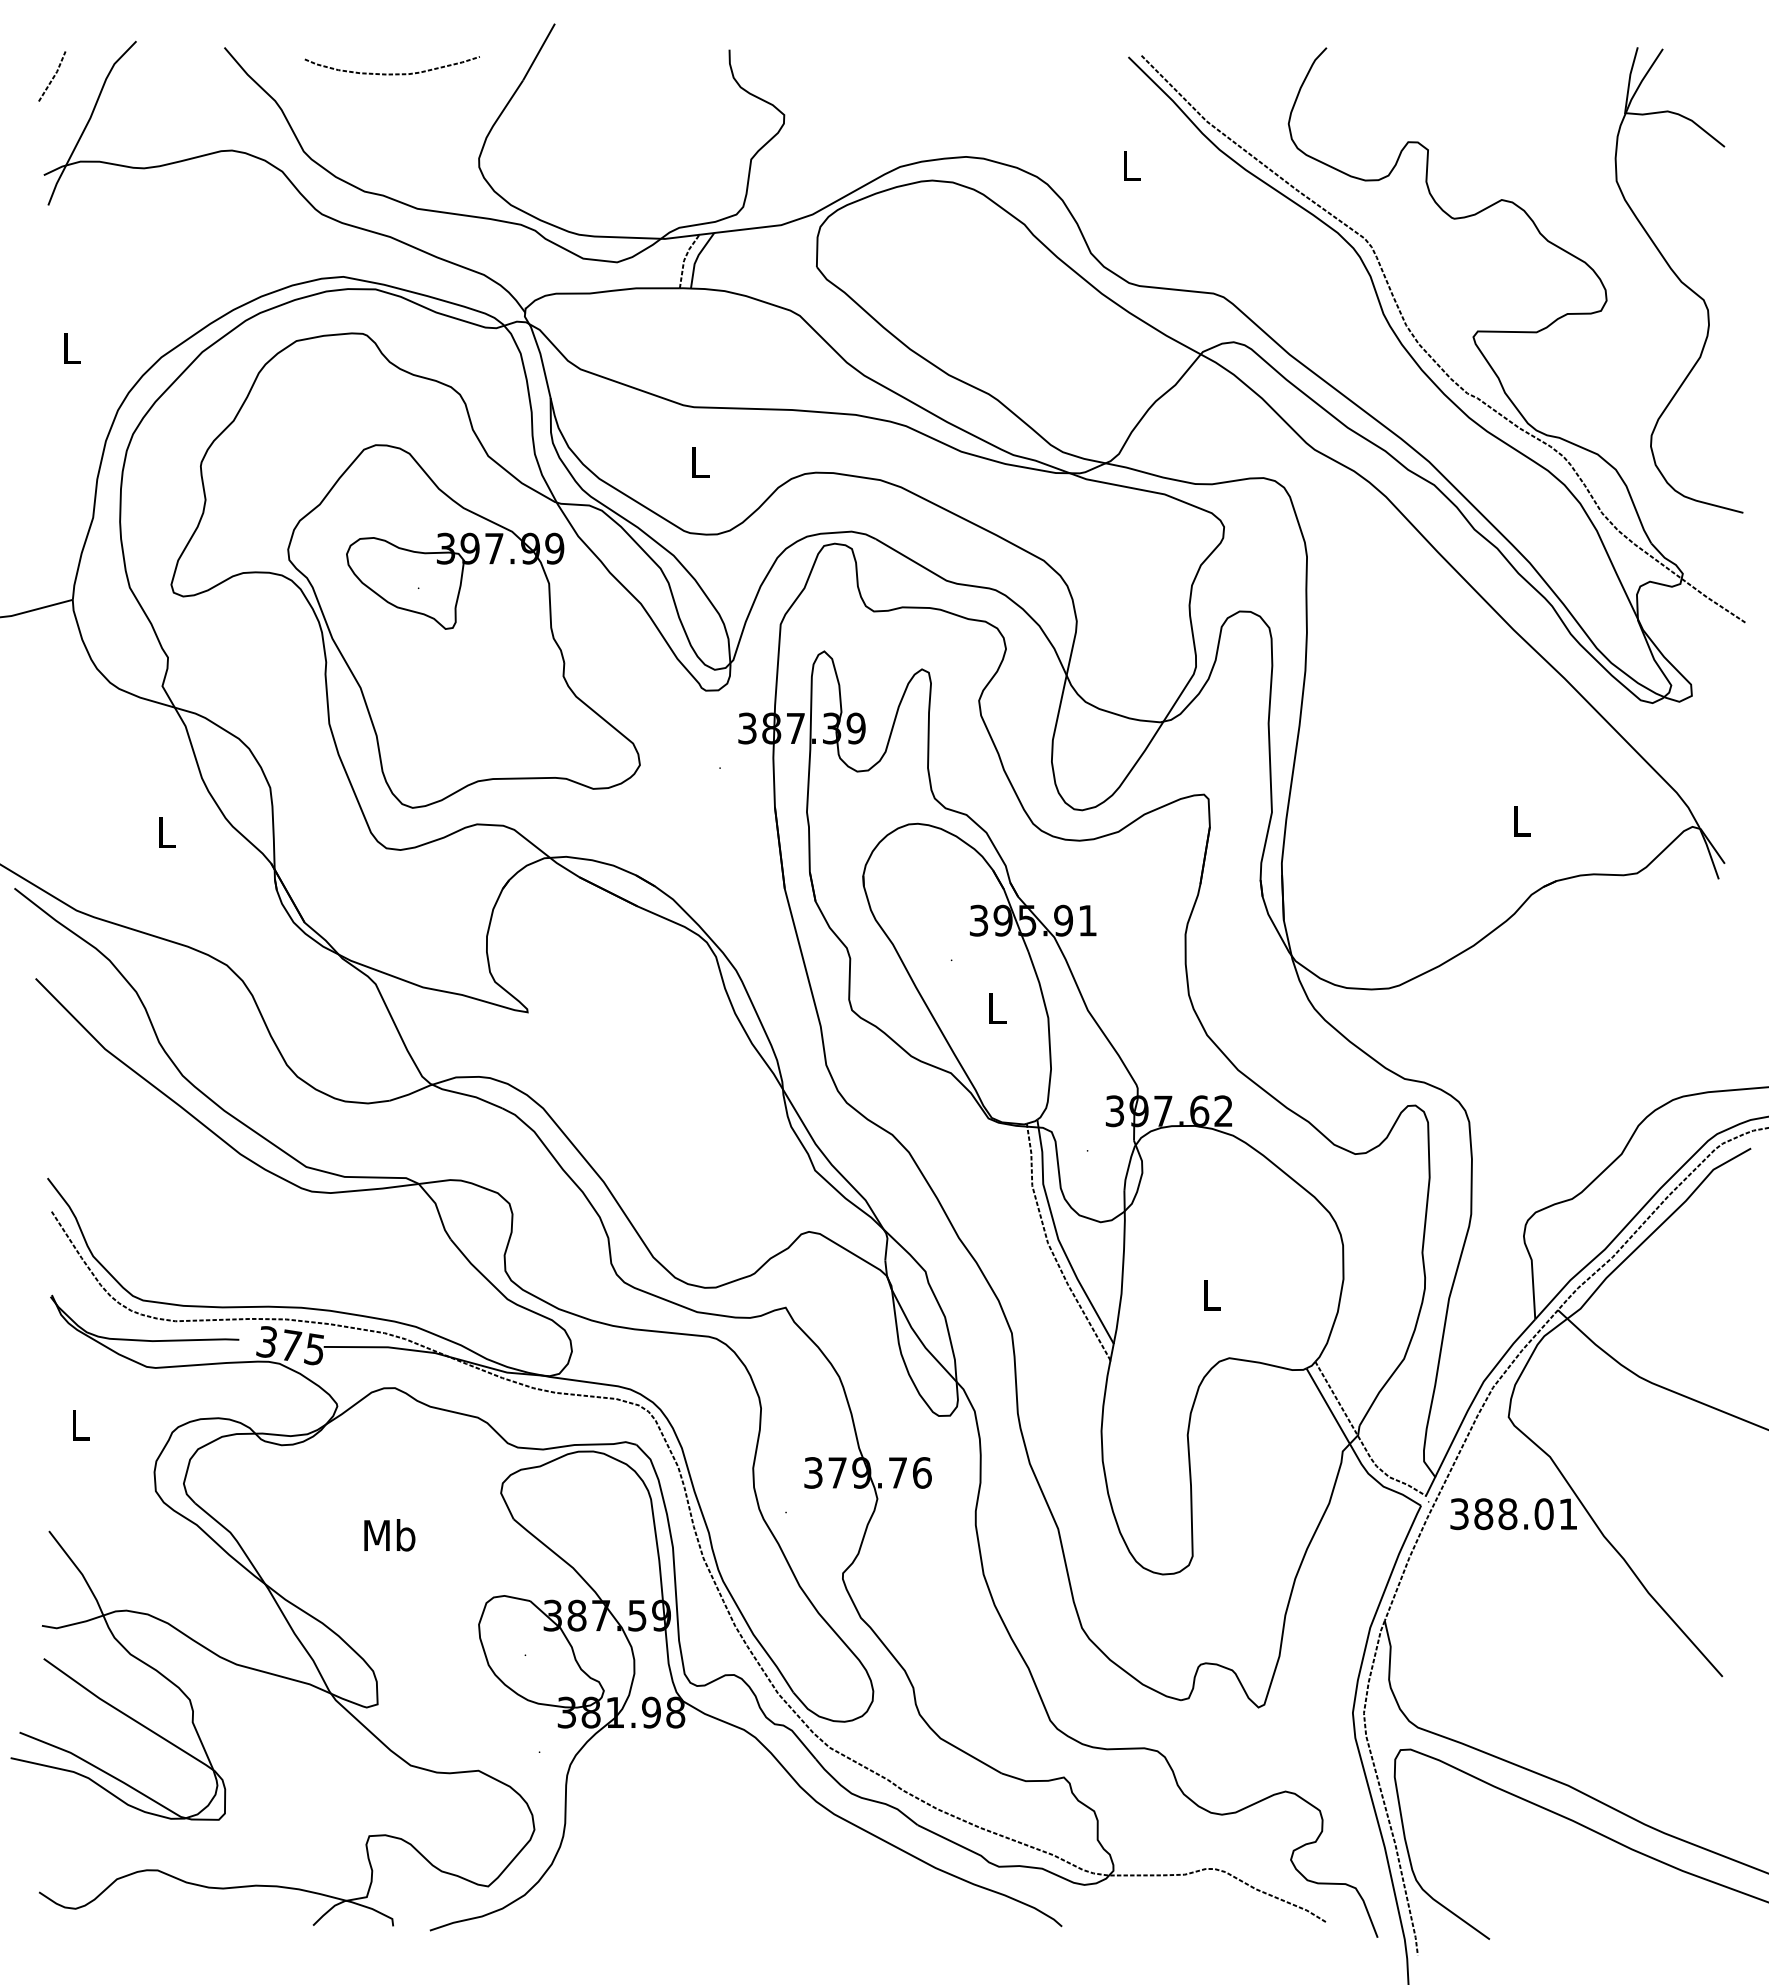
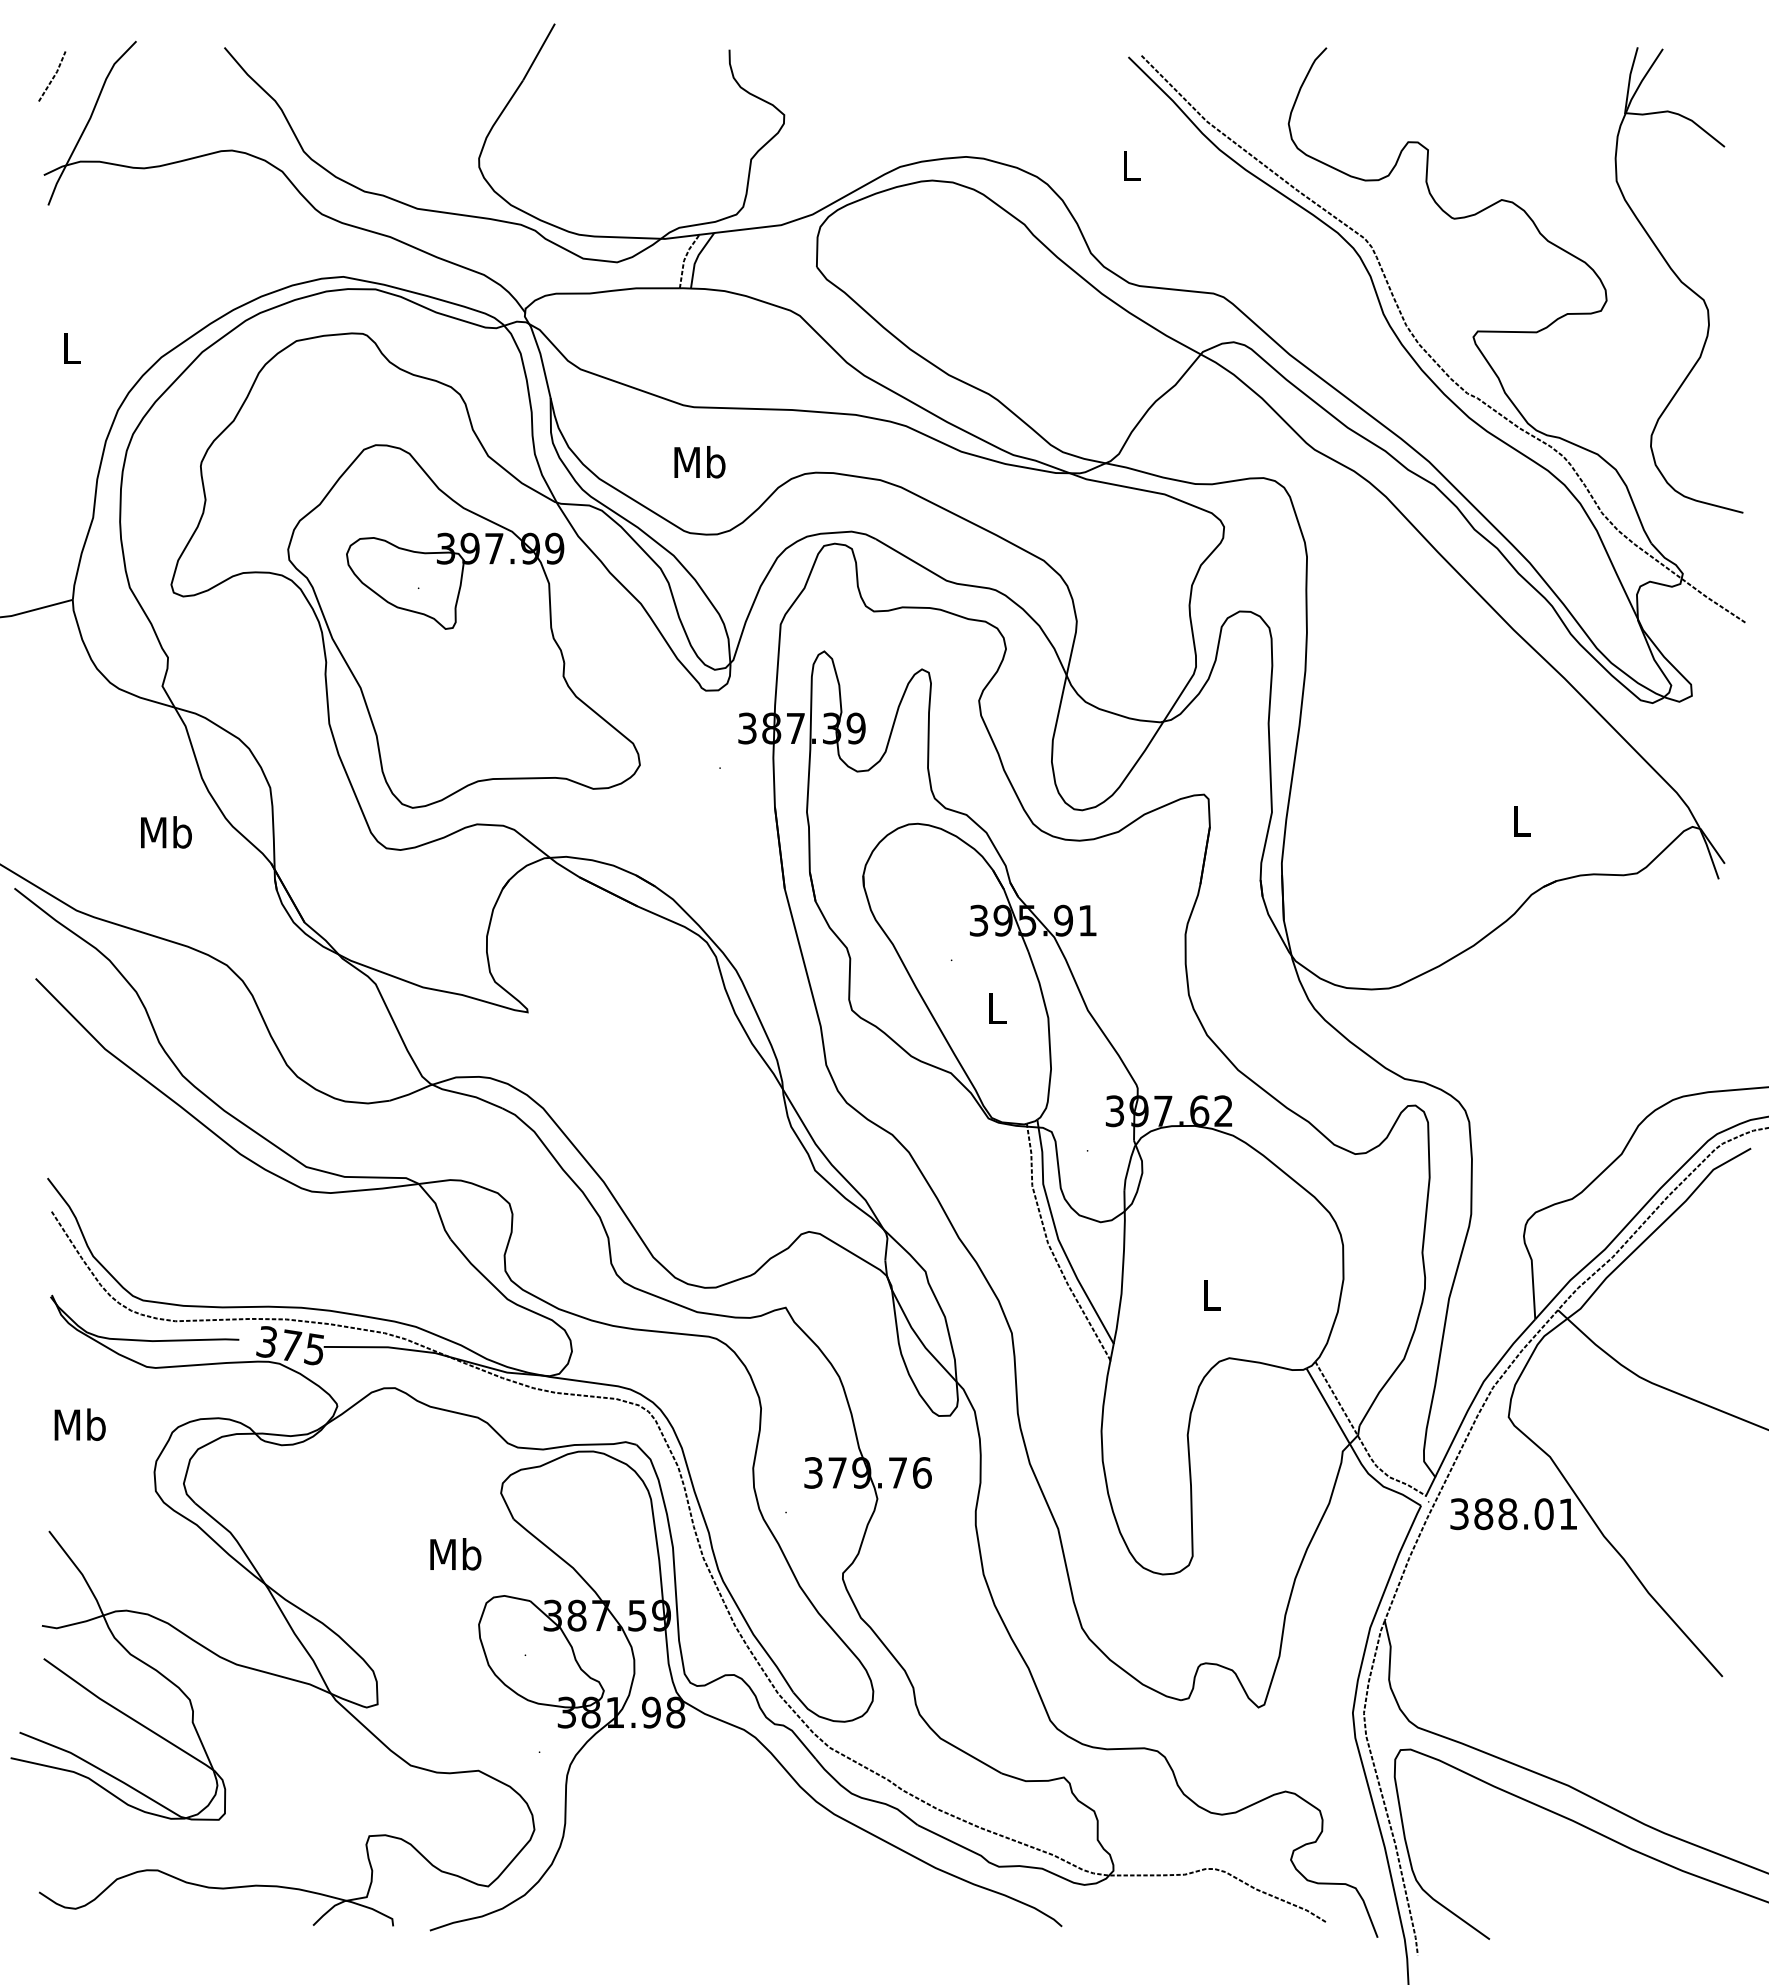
curve: present -> none (391, 73)
text: L -> Mb (699, 462)
text: L -> Mb (166, 832)
text: L -> Mb (79, 1424)
text position: (389, 1535) -> (455, 1554) (455, 1554)
